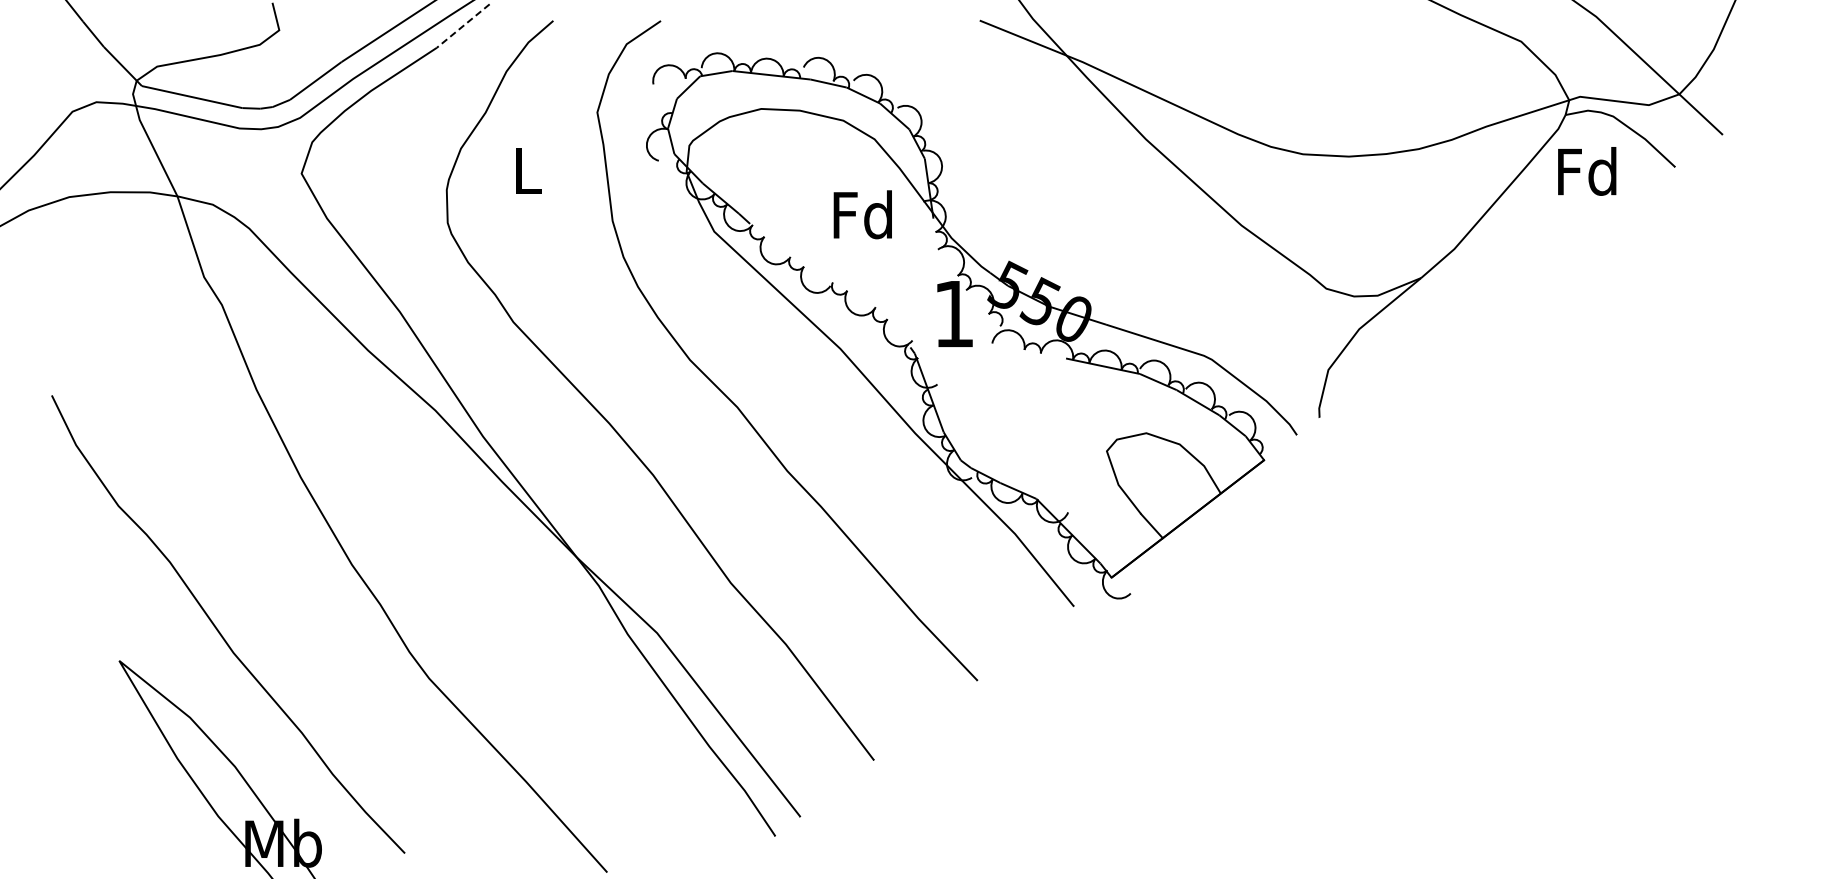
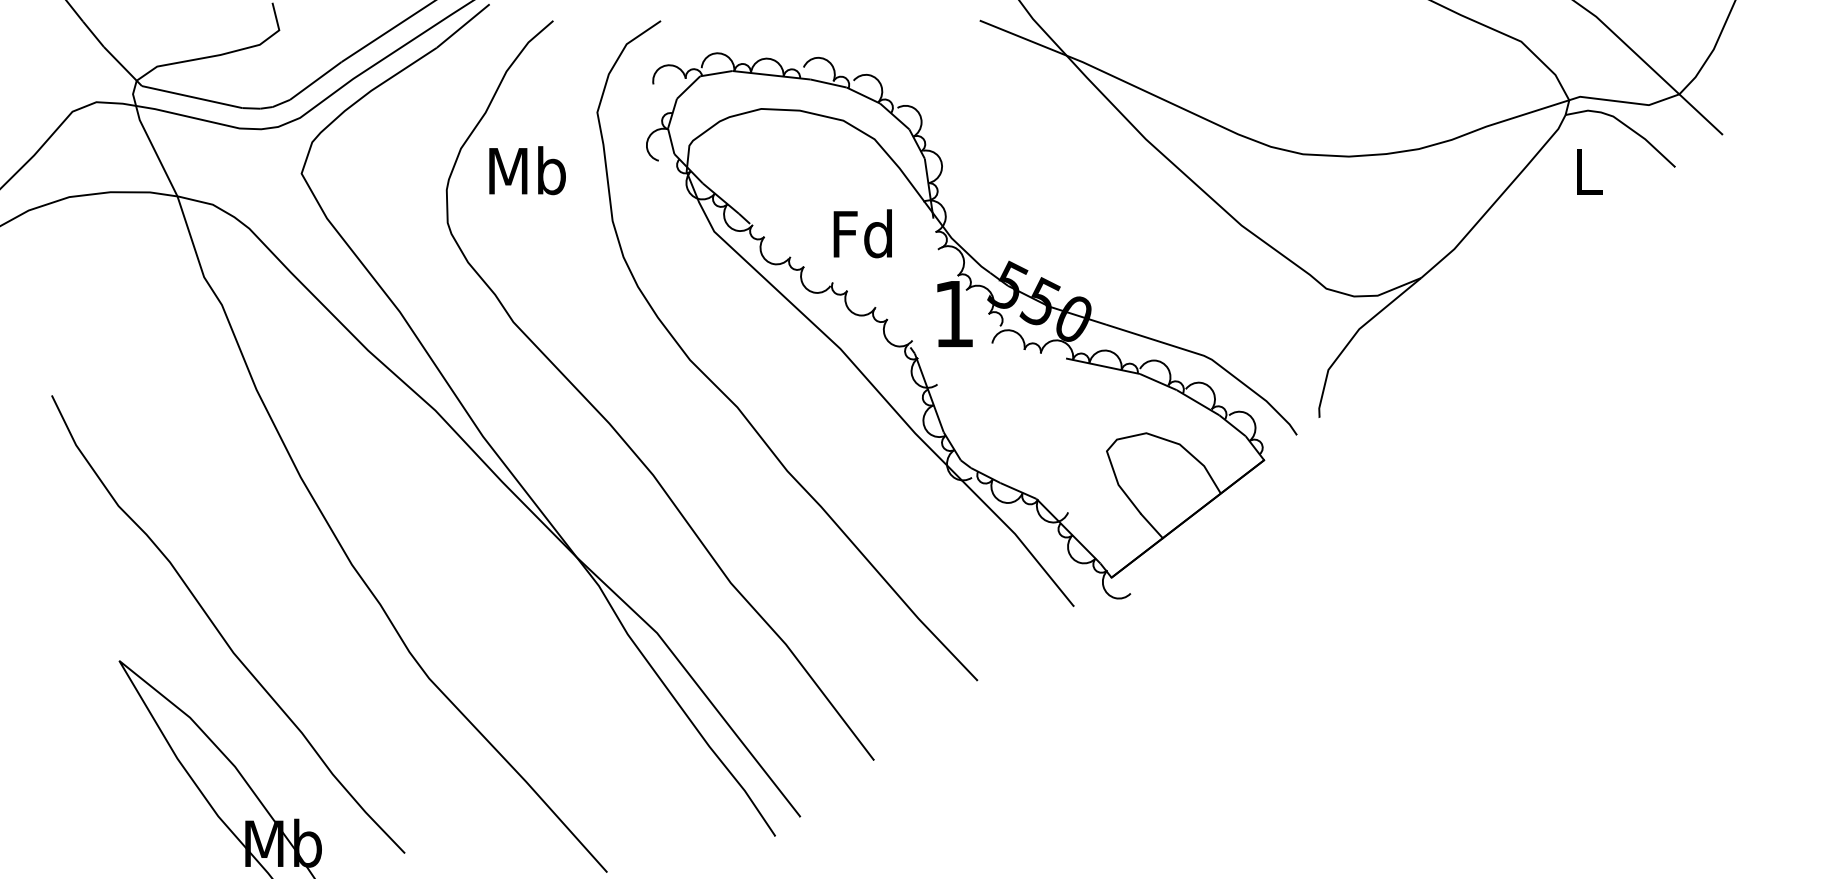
line: dashed -> solid (462, 26)
text: L -> Mb (527, 170)
text: Fd -> L (1587, 171)
text position: (862, 214) -> (862, 233) (862, 233)
